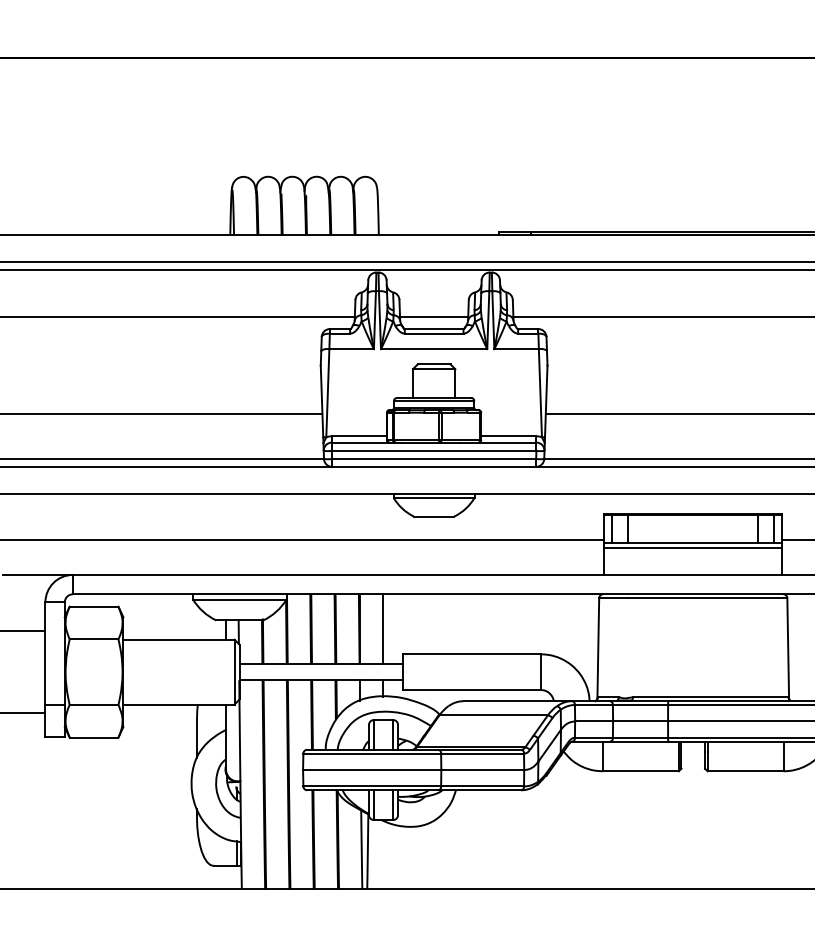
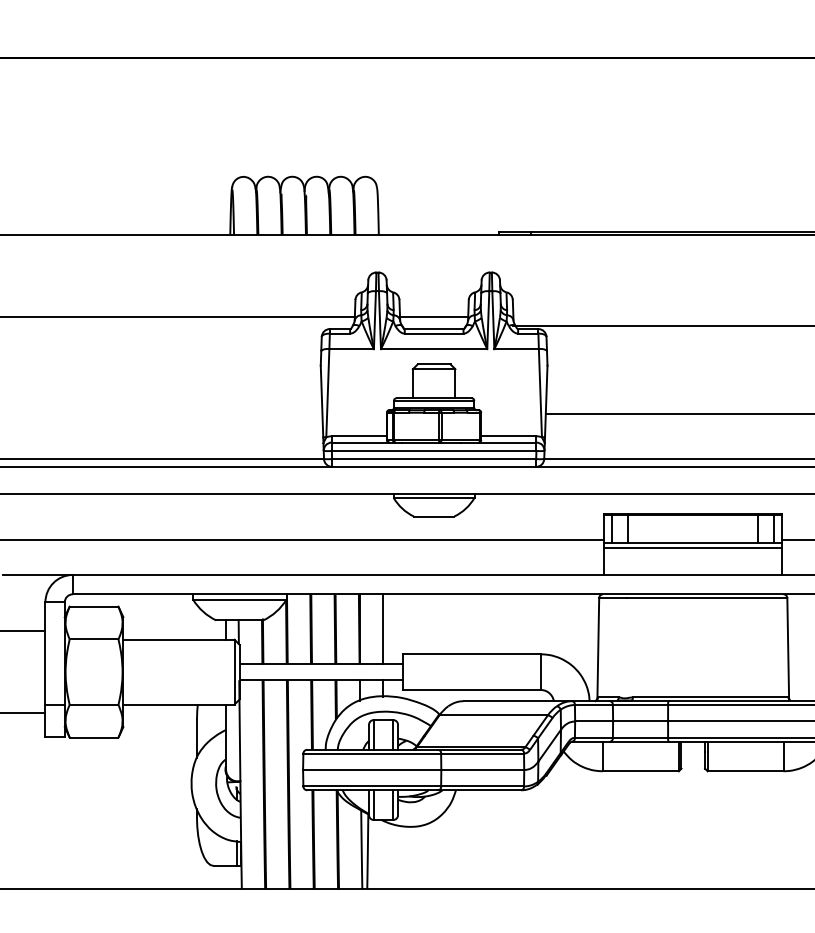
line: present -> none (406, 261)
line: present -> none (406, 270)
line position: (662, 317) -> (662, 326) (662, 326)
line: present -> none (162, 414)
